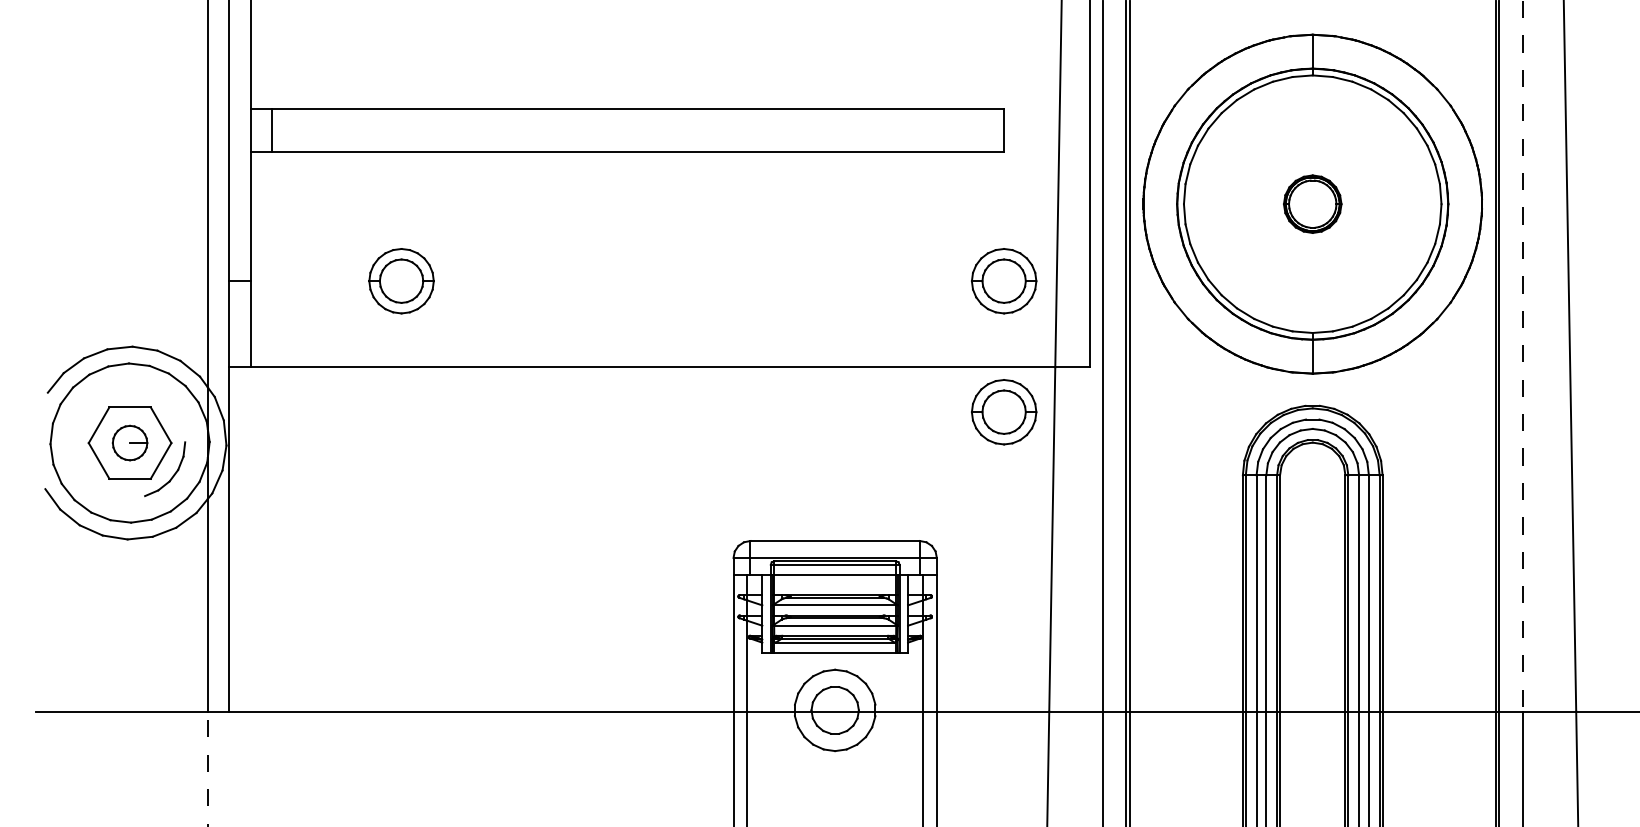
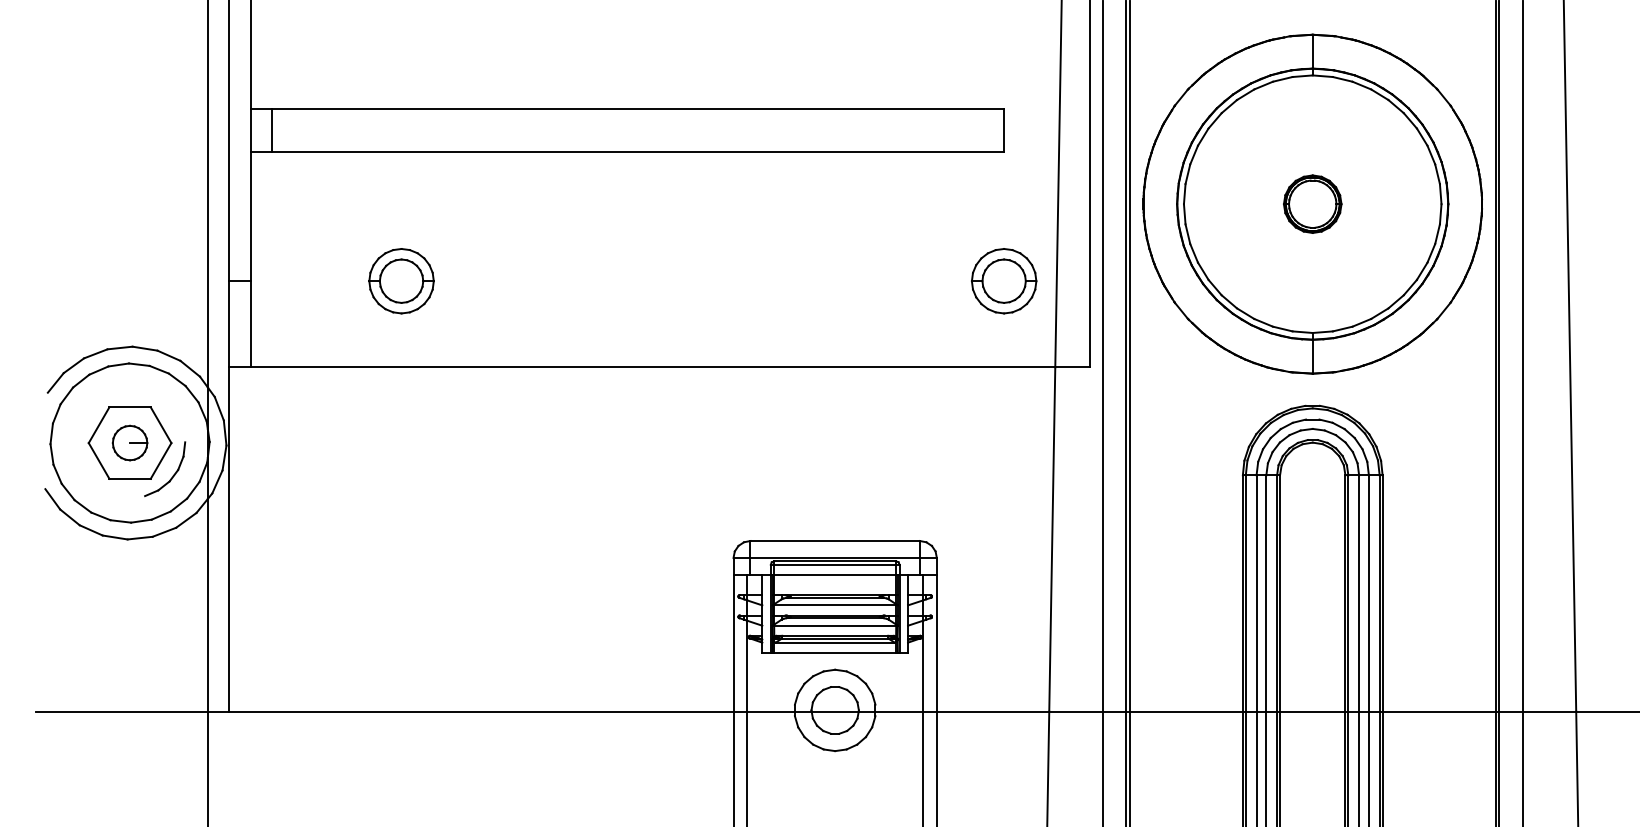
line: dashed -> solid (1522, 356)
part: present -> none (1004, 412)
line: dashed -> solid (207, 769)
